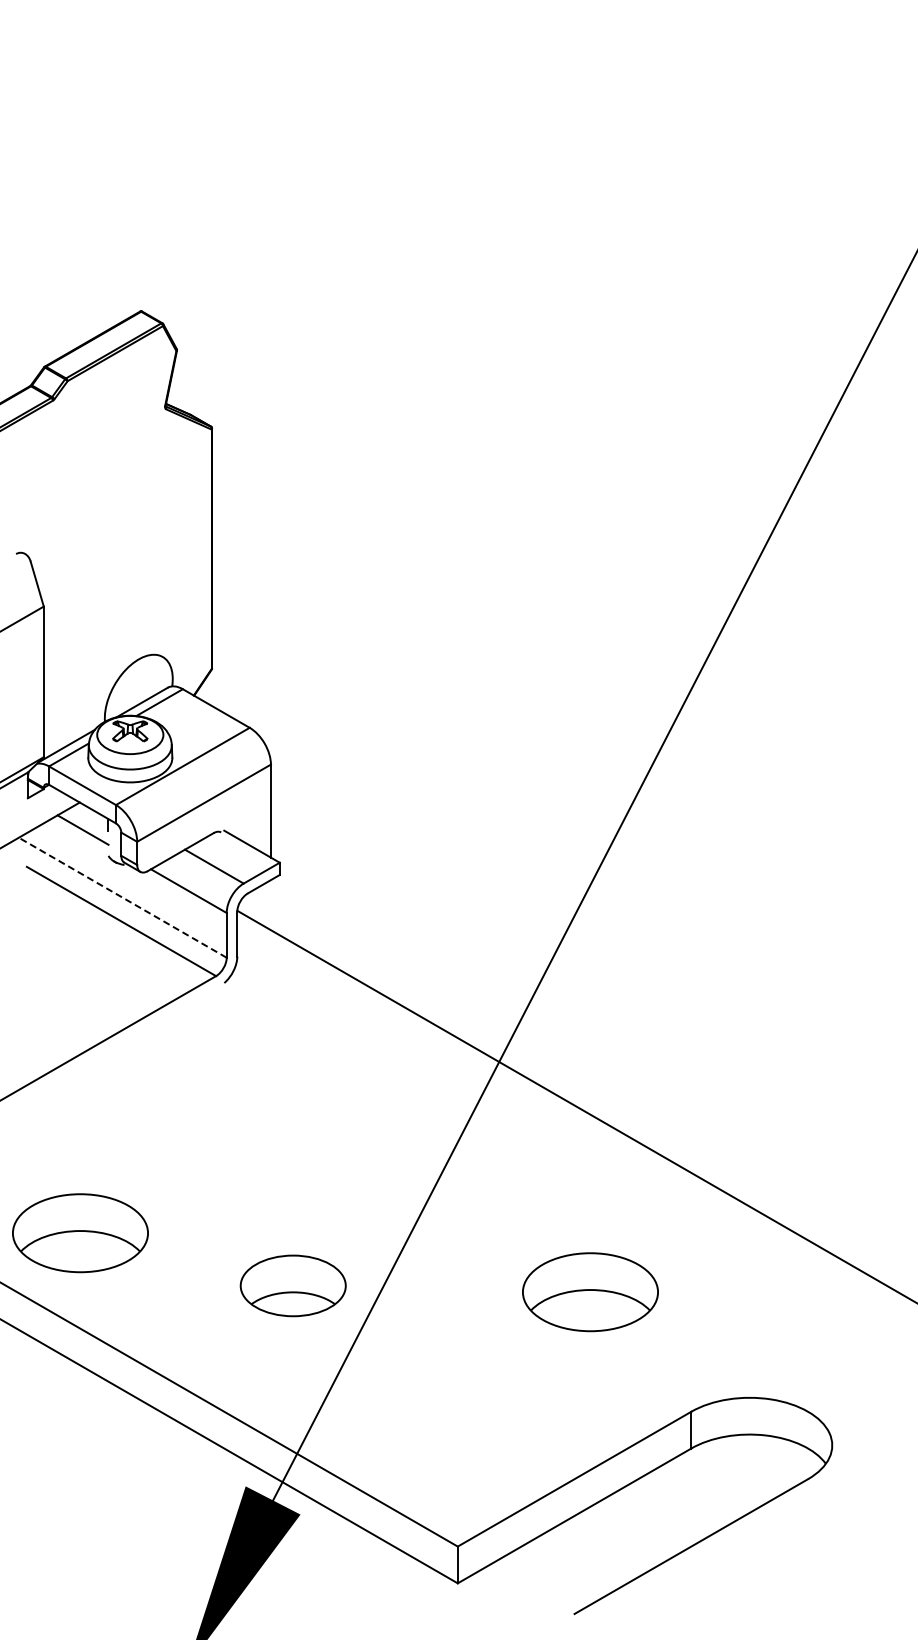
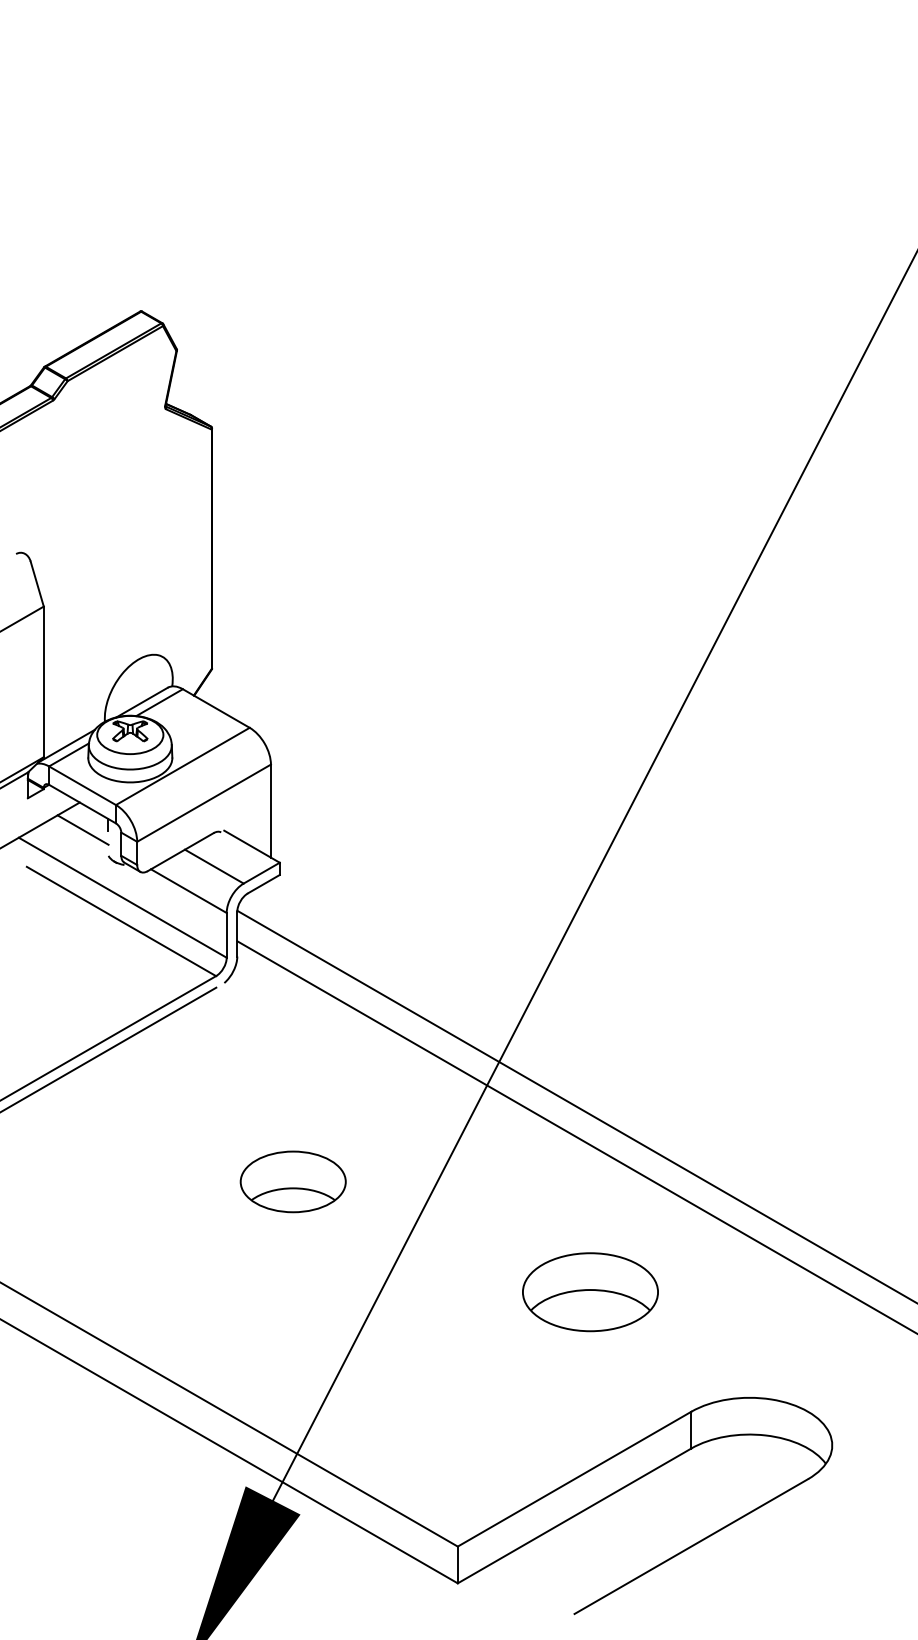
line: dashed -> solid (122, 897)
line: none -> present (109, 1049)
line: none -> present (575, 1136)
part: present -> none (80, 1233)
part position: (292, 1285) -> (292, 1181) (292, 1181)
